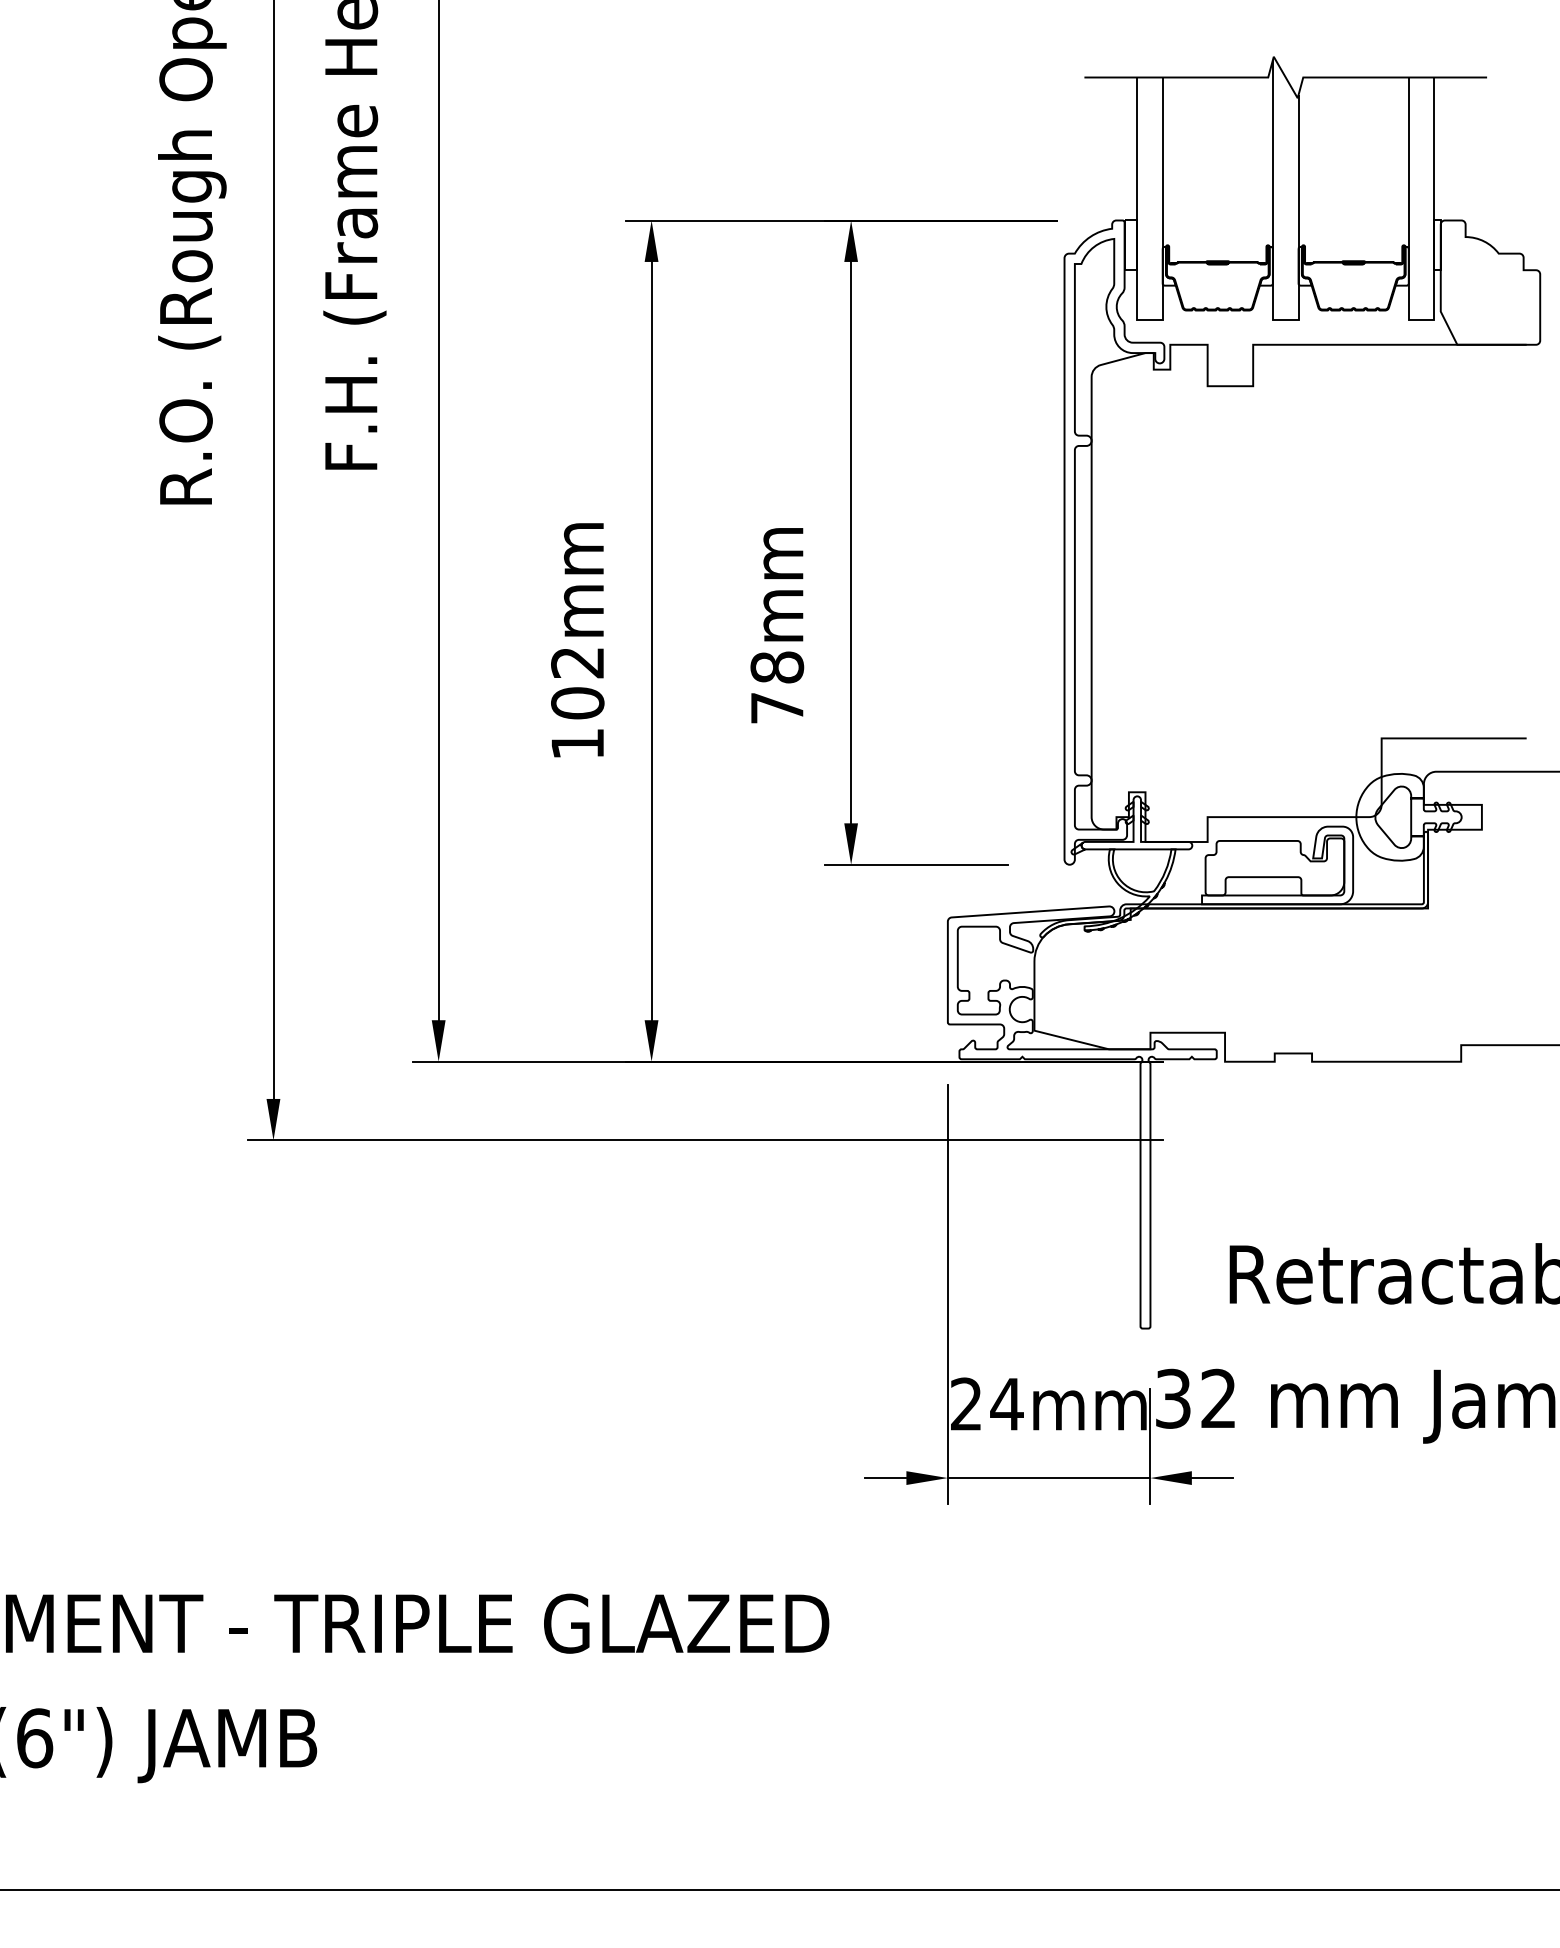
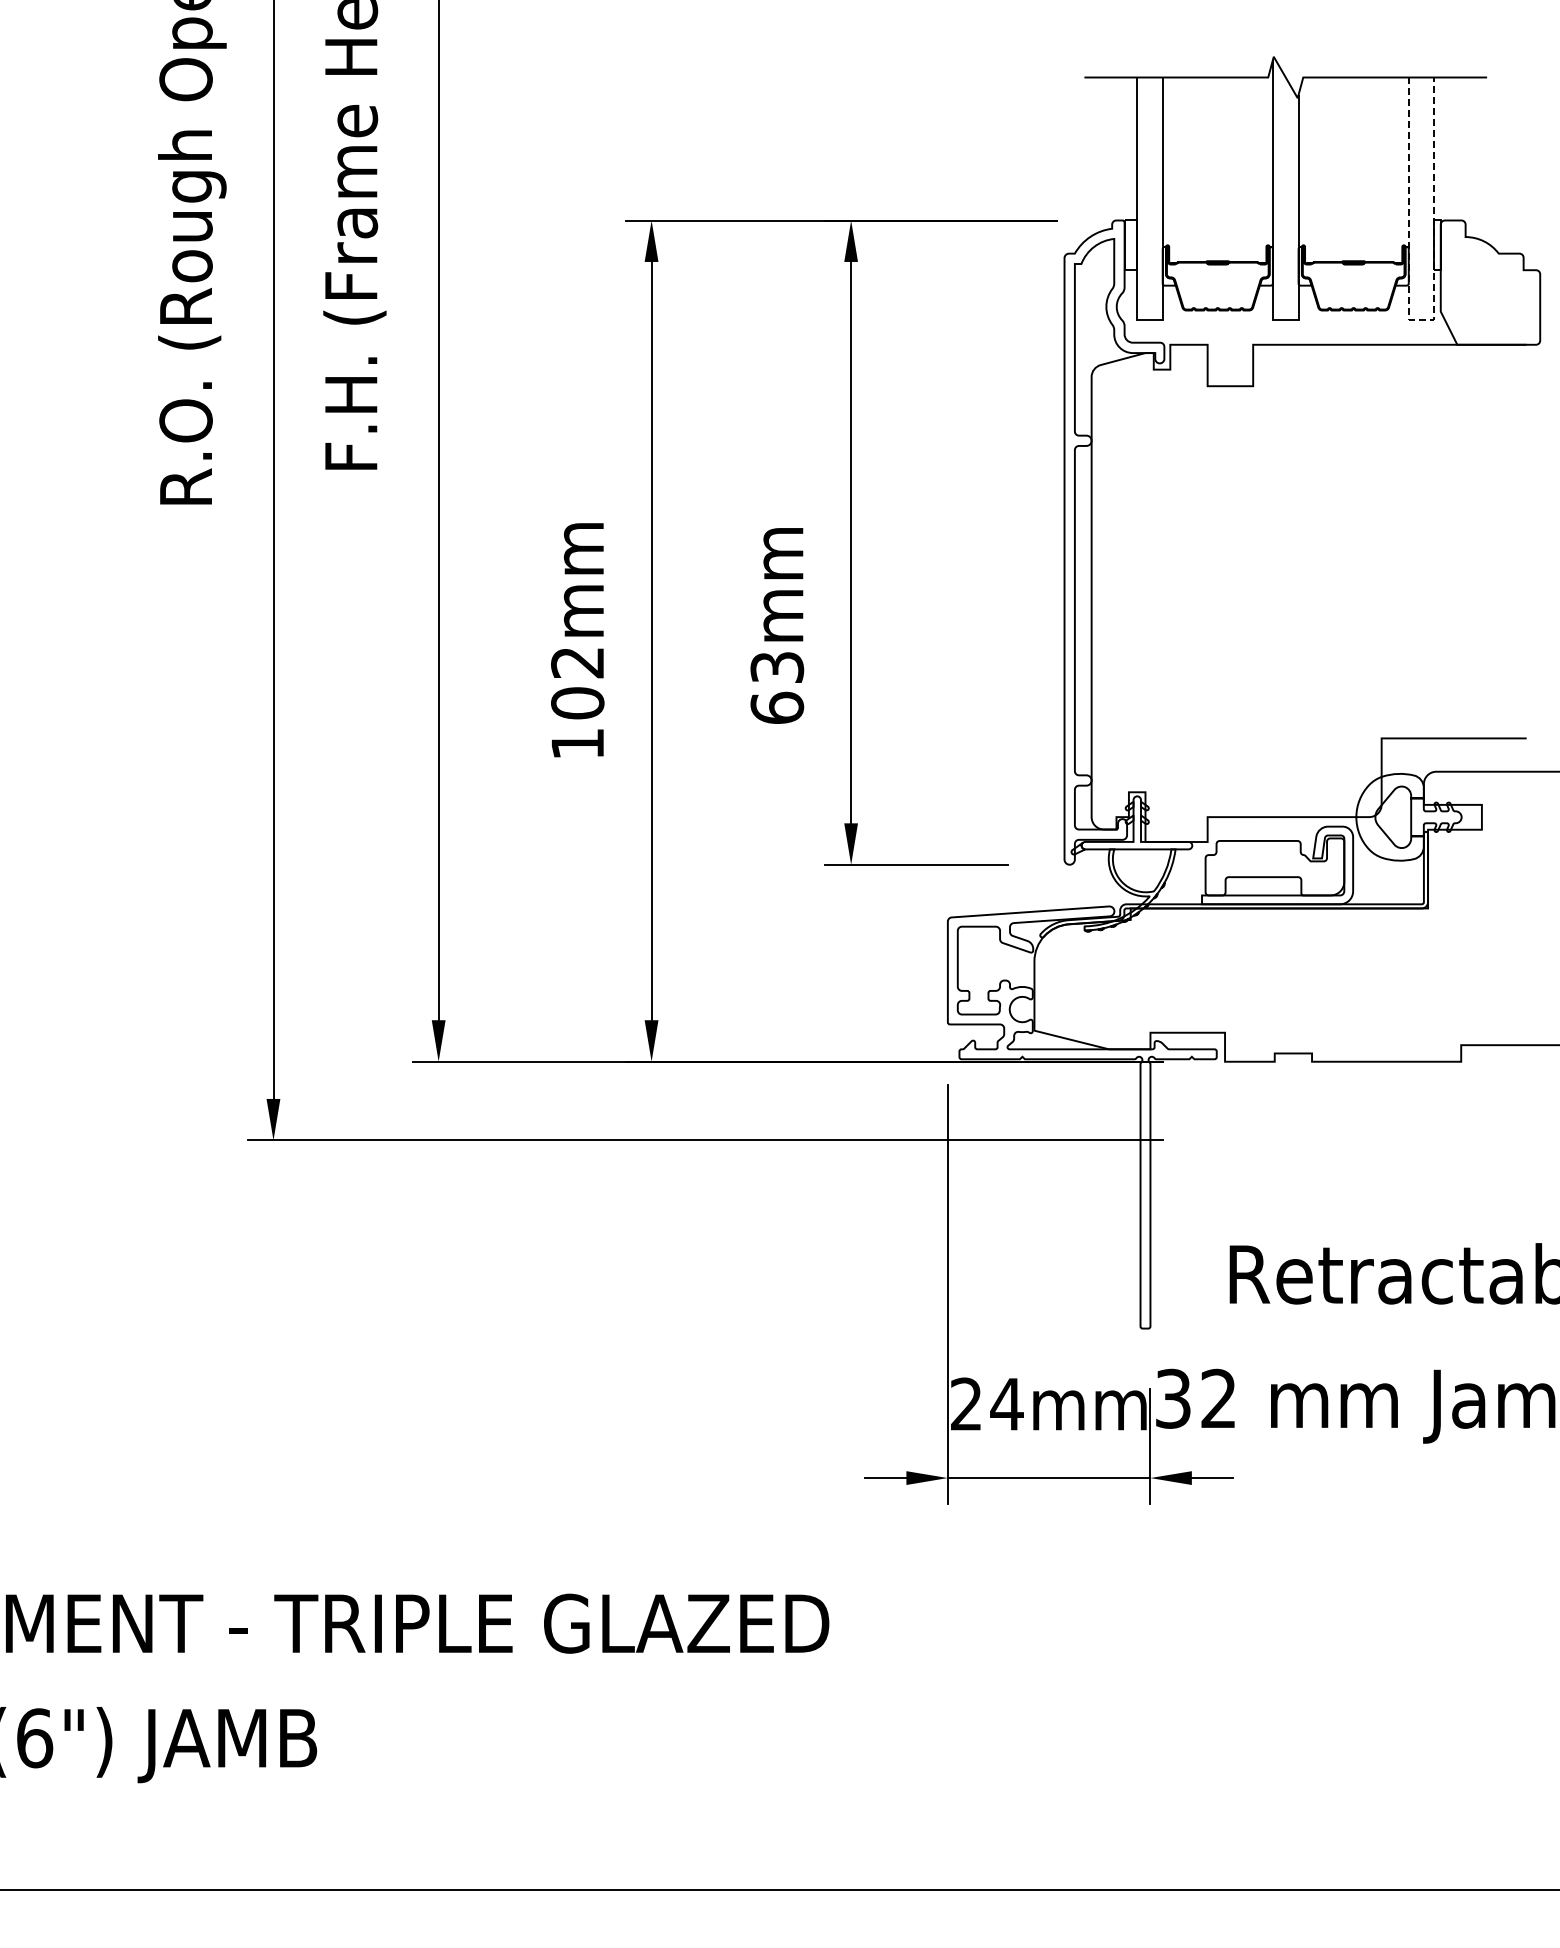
line: solid -> dashed (1421, 319)
text: 78mm -> 63mm (777, 687)
